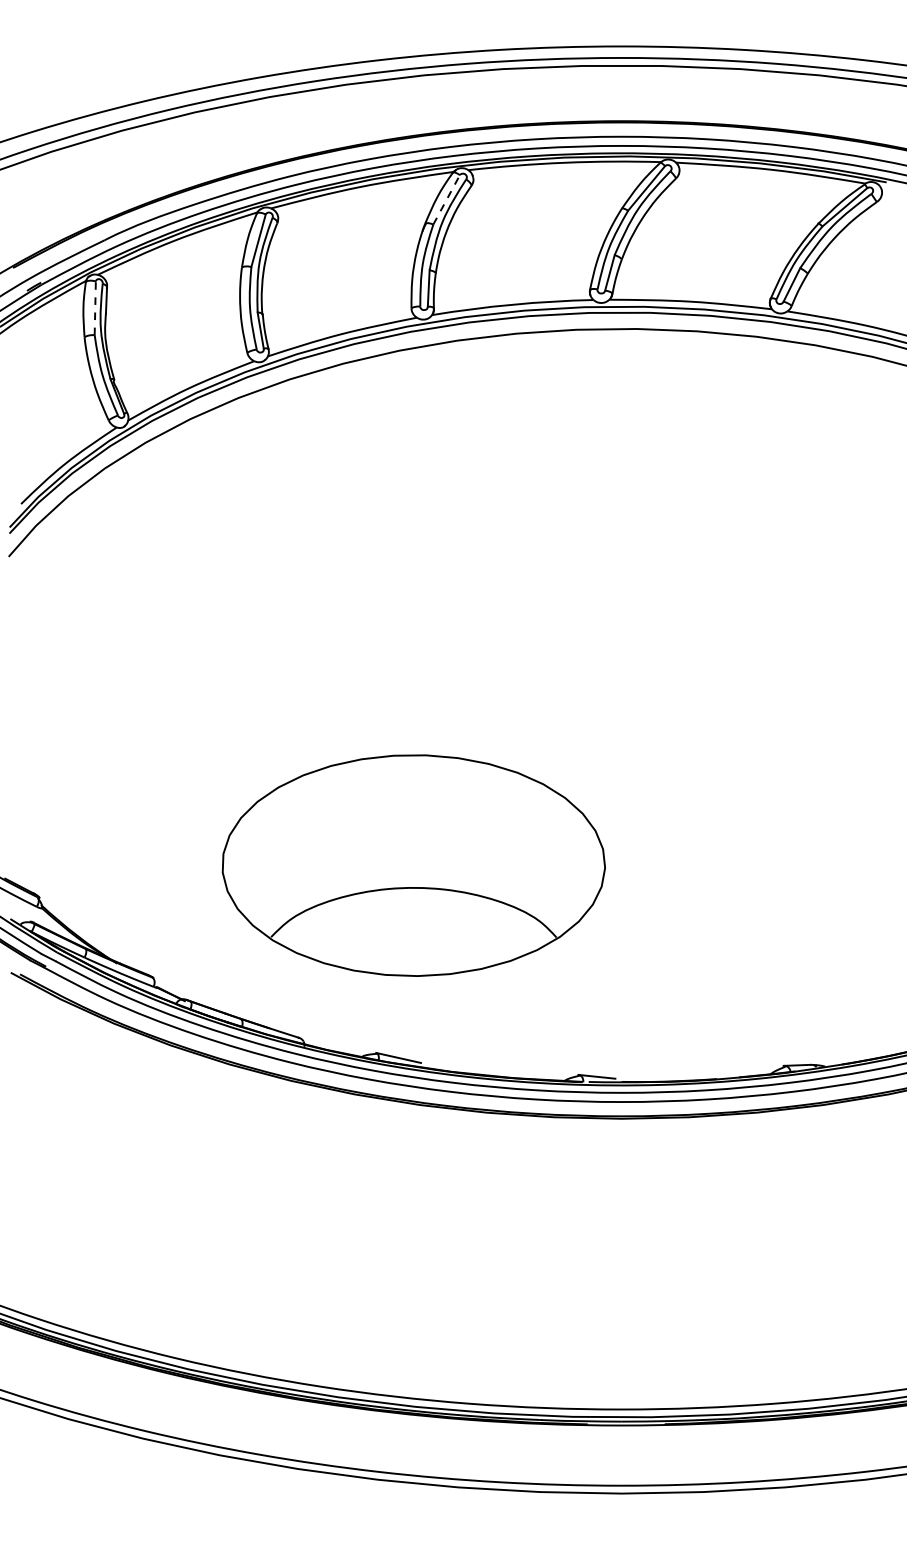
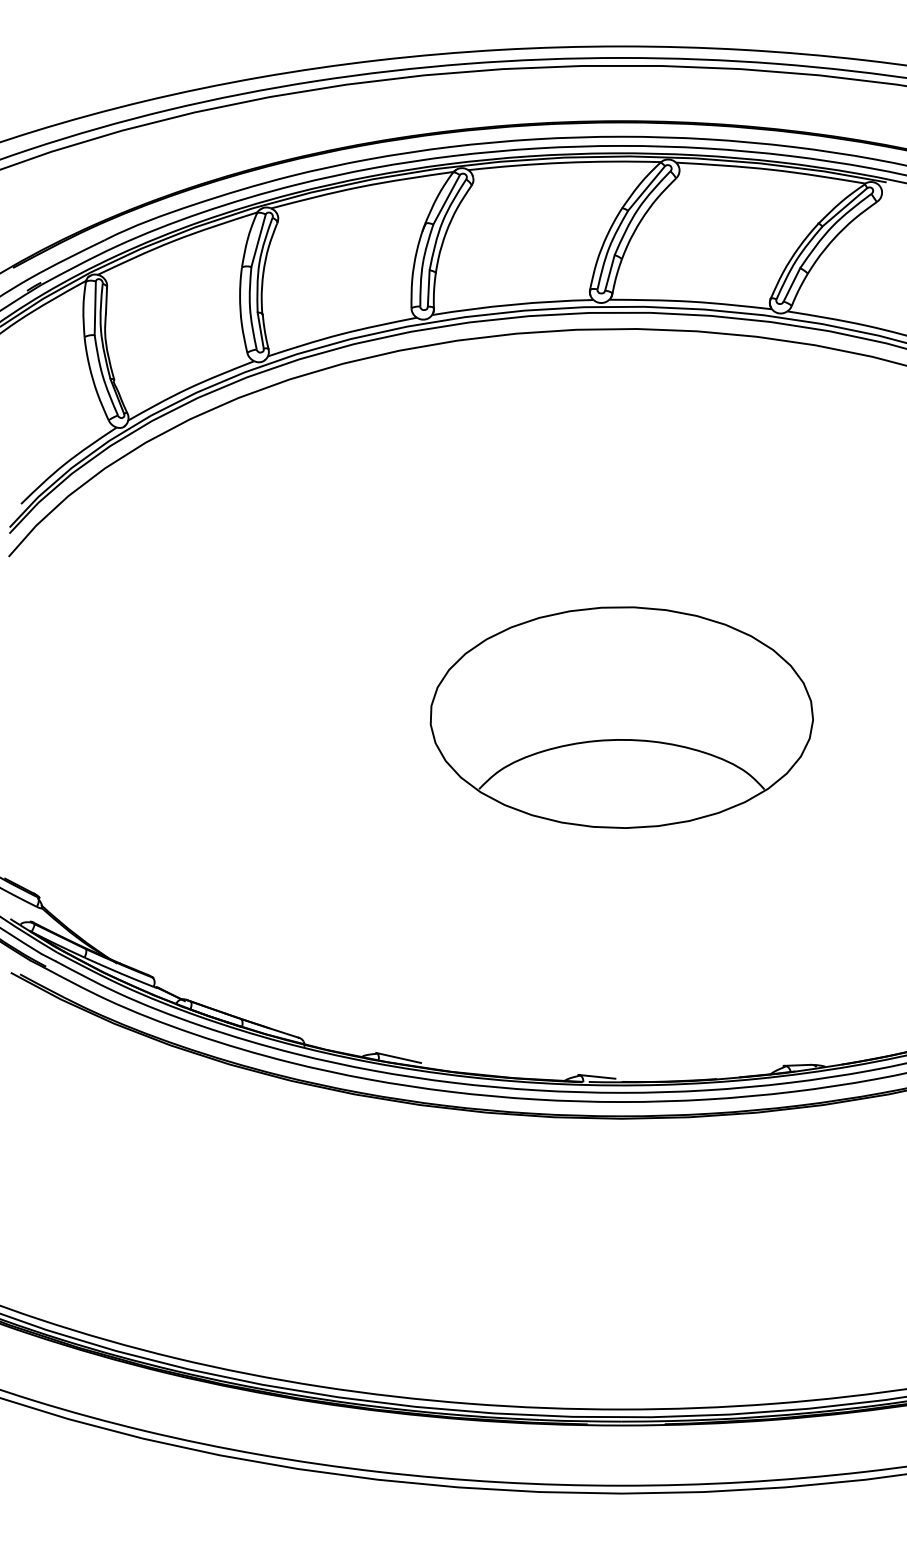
line: dashed -> solid (446, 199)
line: dashed -> solid (95, 308)
part position: (413, 865) -> (621, 717) (621, 717)
